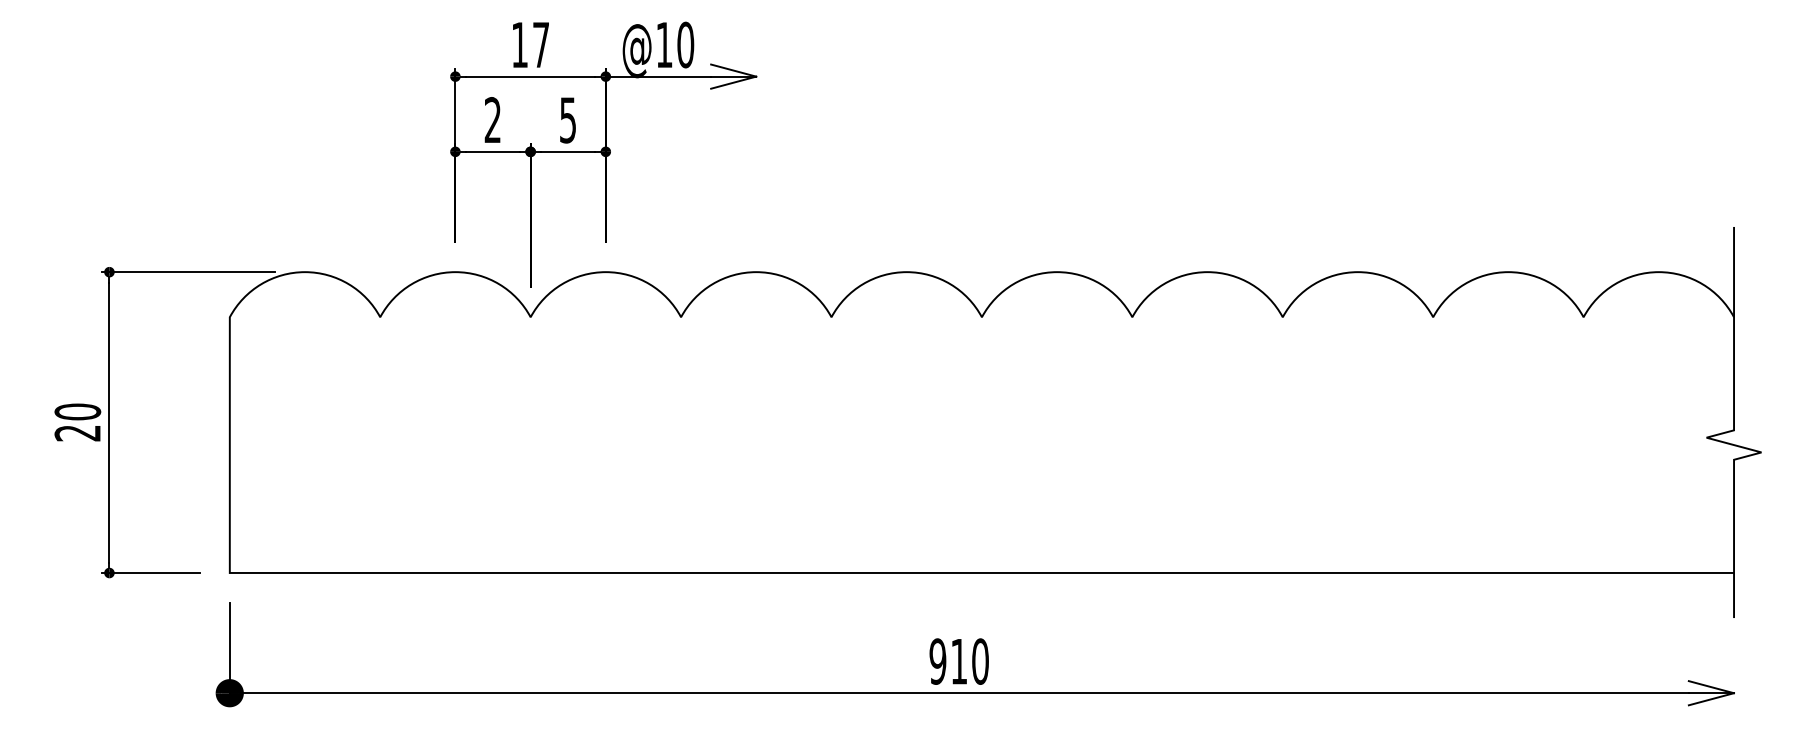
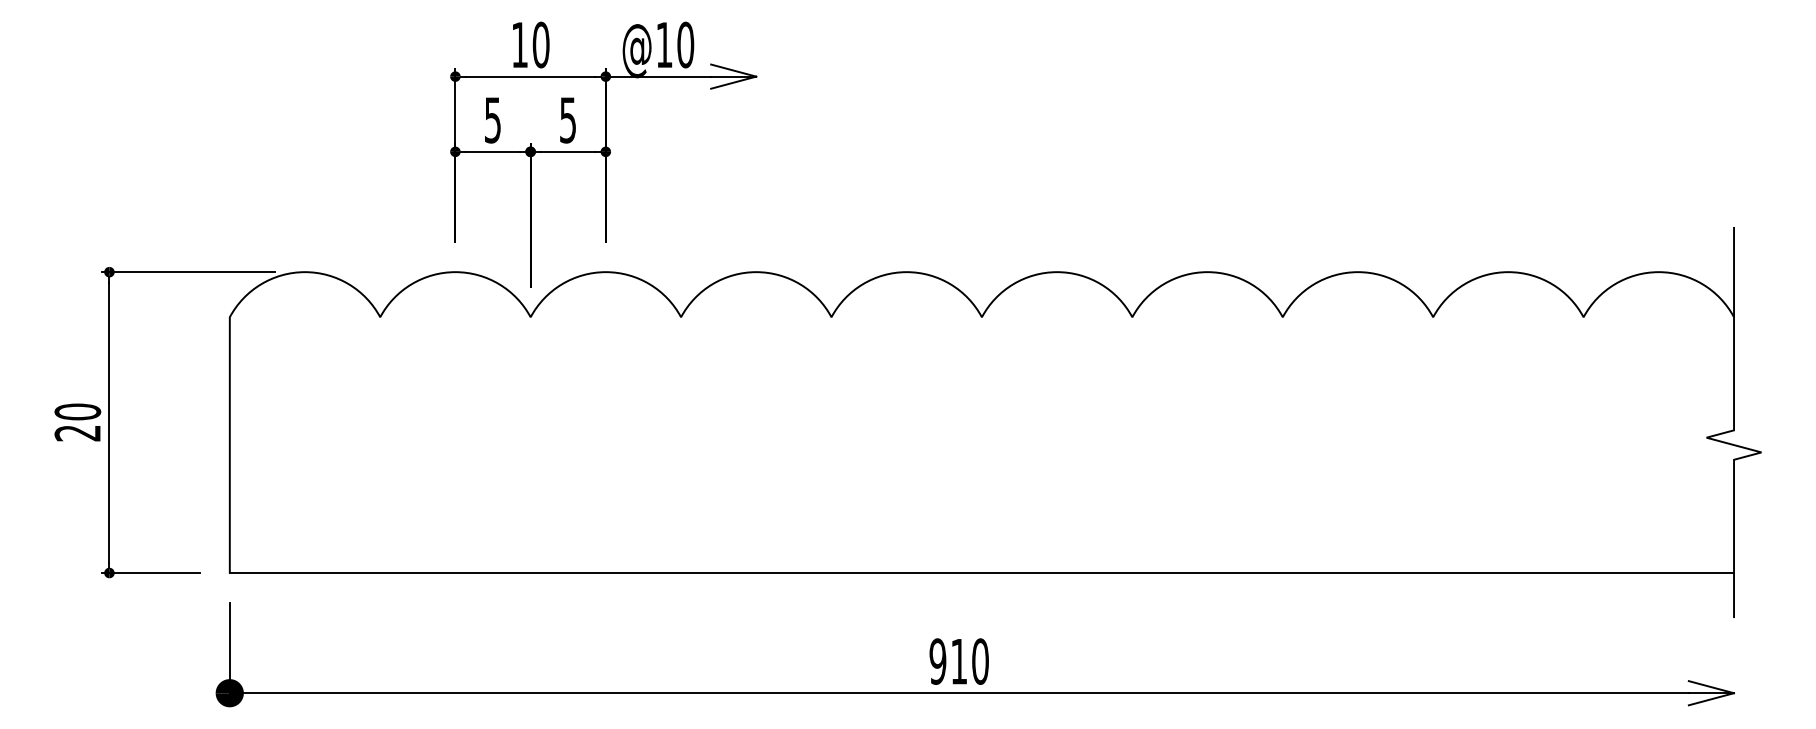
text: 17 -> 10 (540, 44)
text: 2 -> 5 (492, 120)
